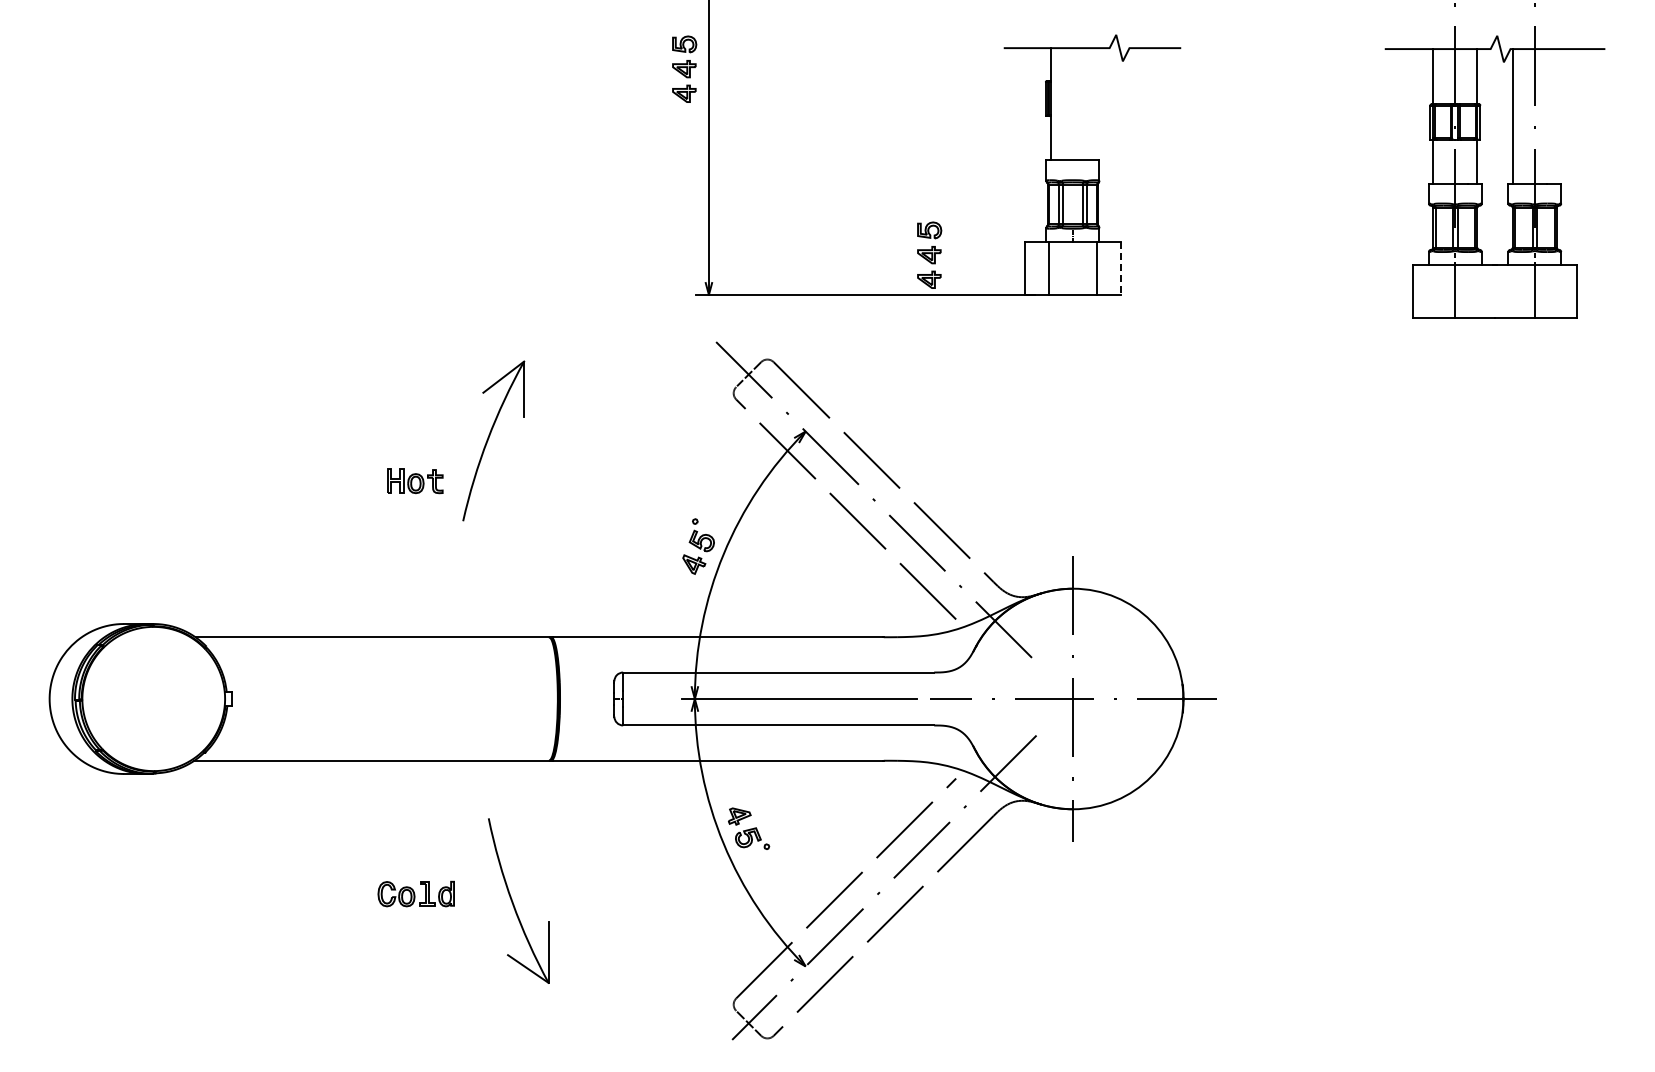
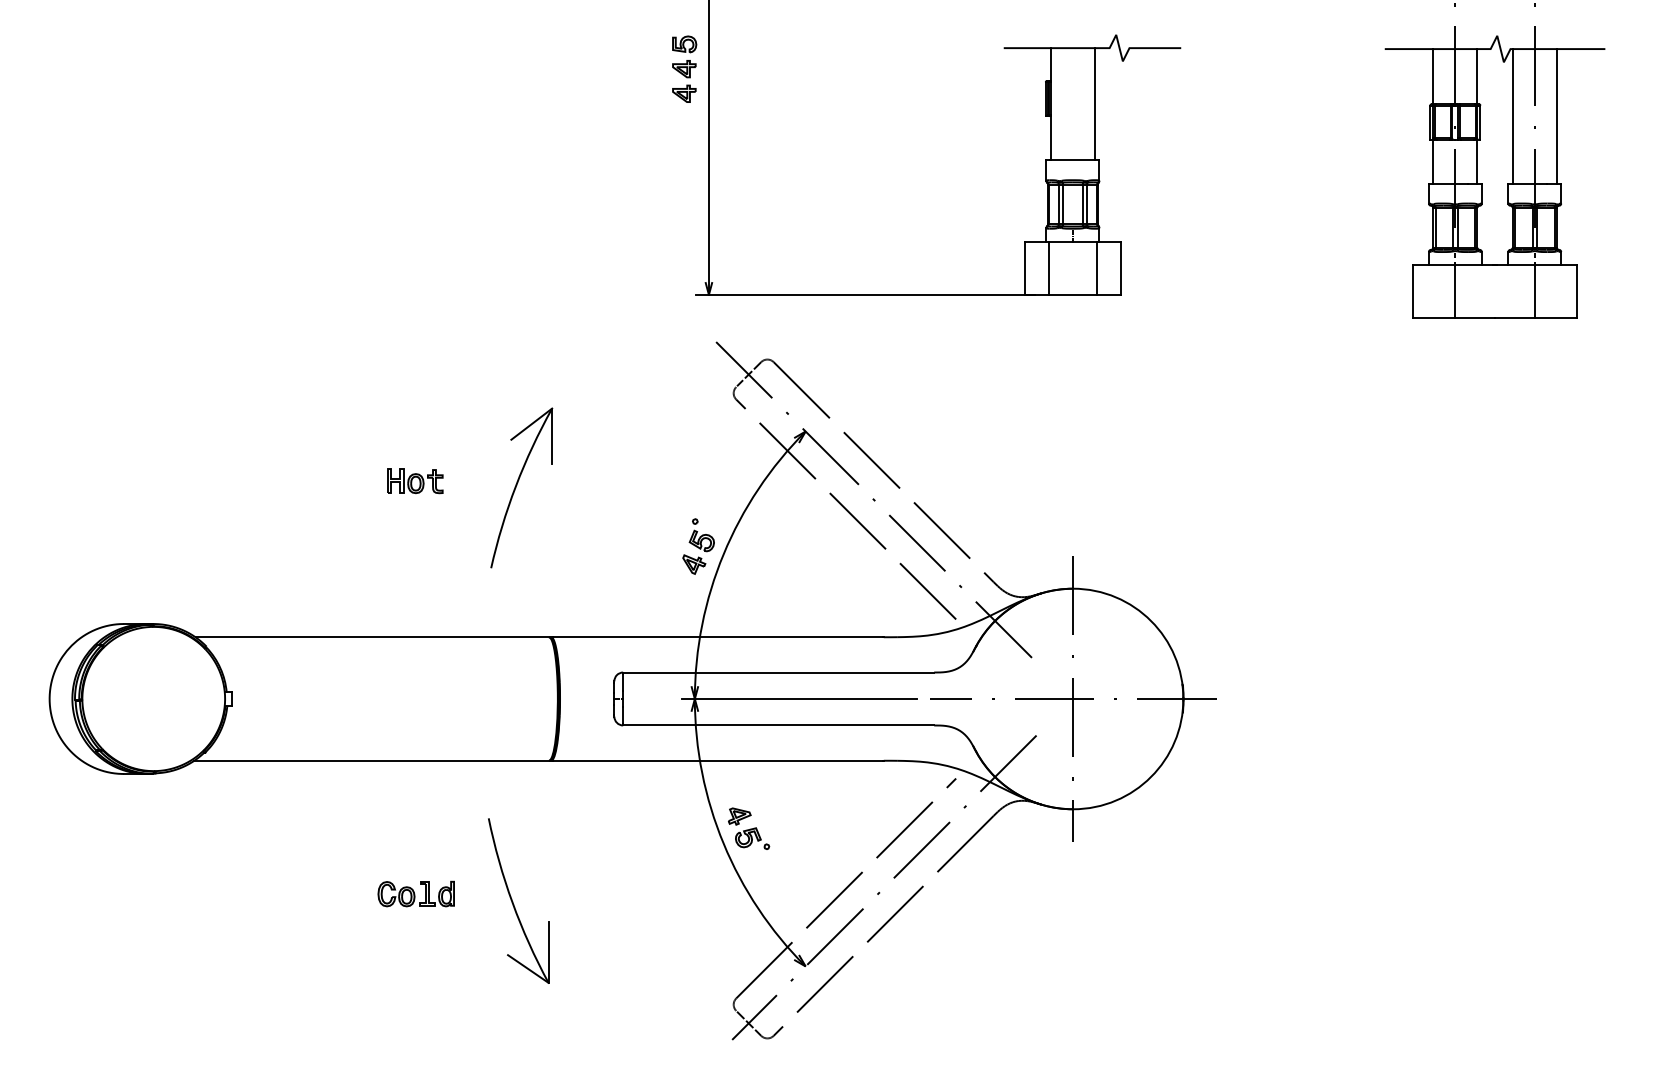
line: none -> present (1094, 104)
line: none -> present (1556, 116)
part: present -> none (929, 254)
line: dashed -> solid (1121, 268)
part position: (493, 440) -> (521, 487) (521, 487)
